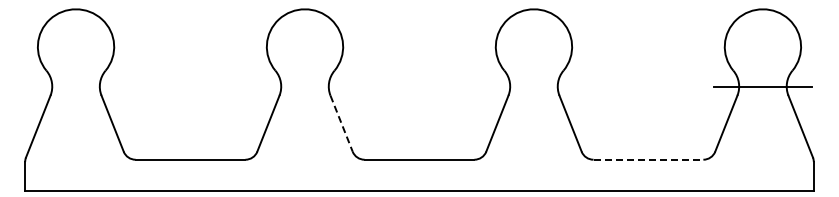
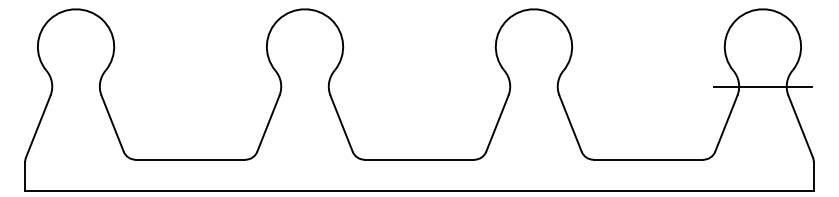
line: dashed -> solid (341, 124)
line: dashed -> solid (648, 159)
